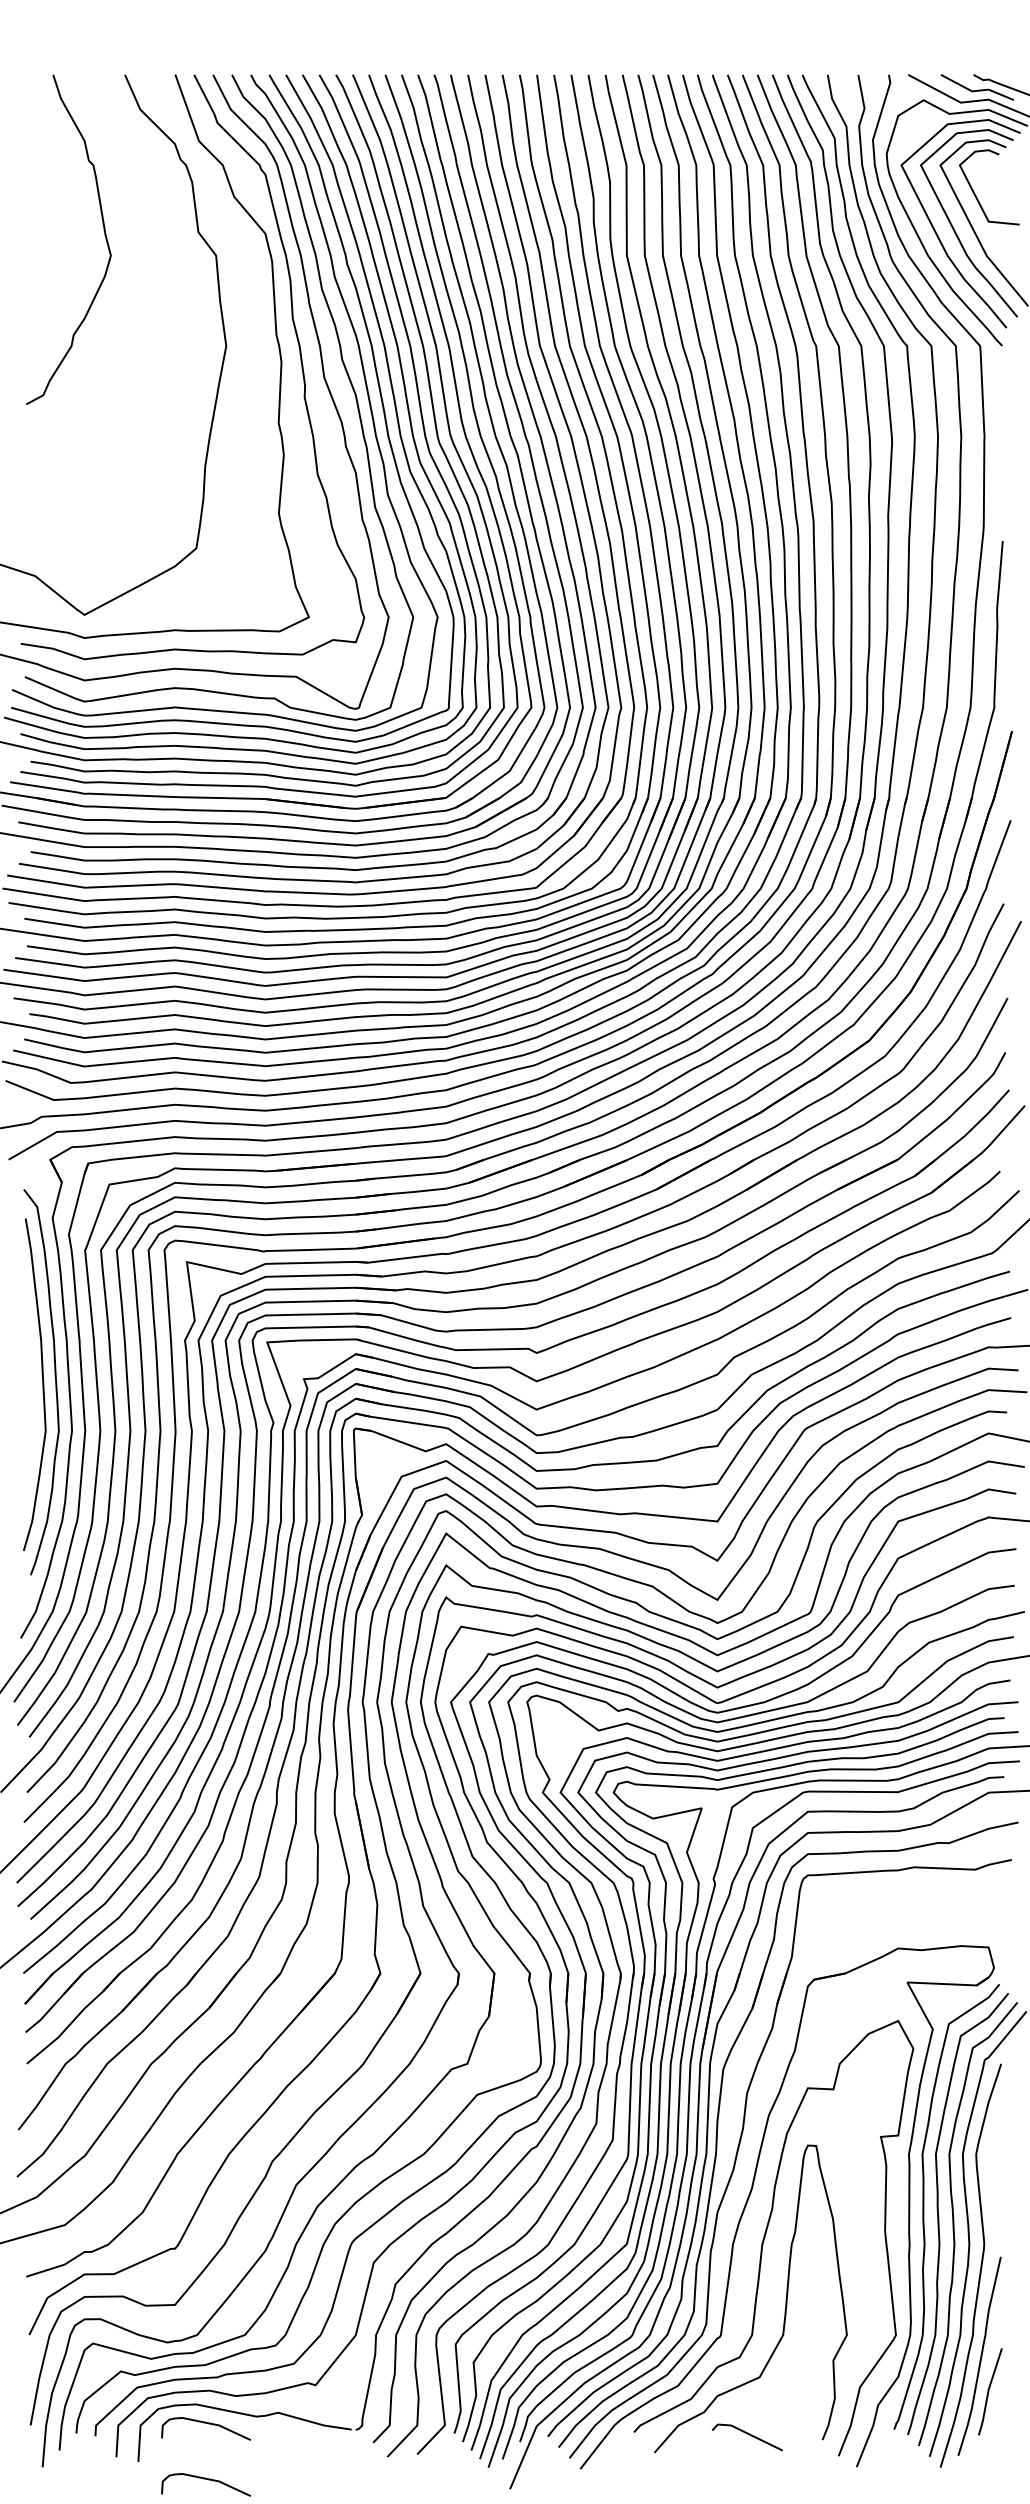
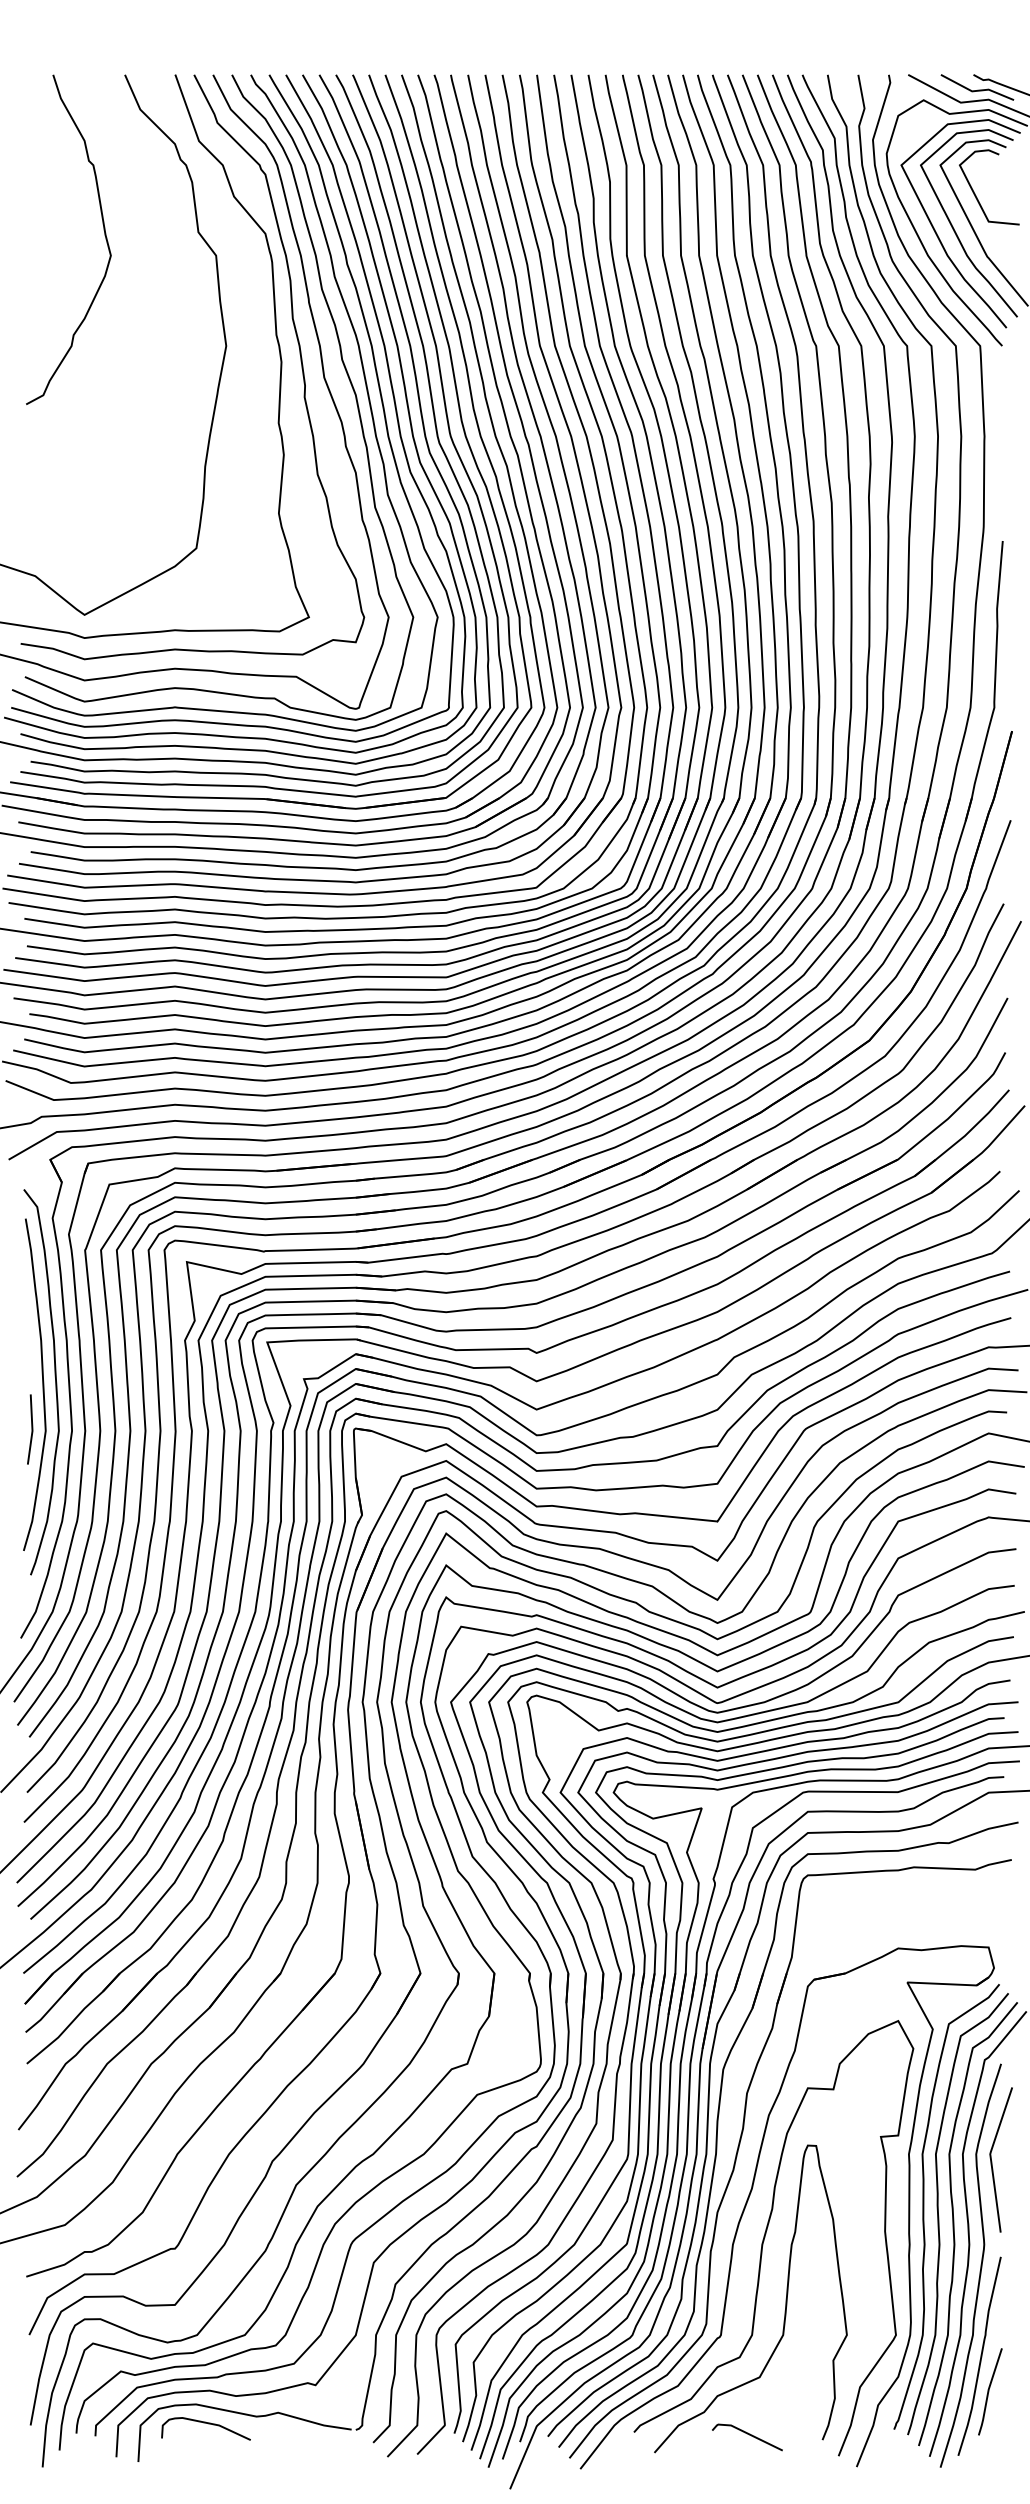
line: none -> present (31, 1429)
line: none -> present (992, 2161)
curve: present -> none (205, 2479)
